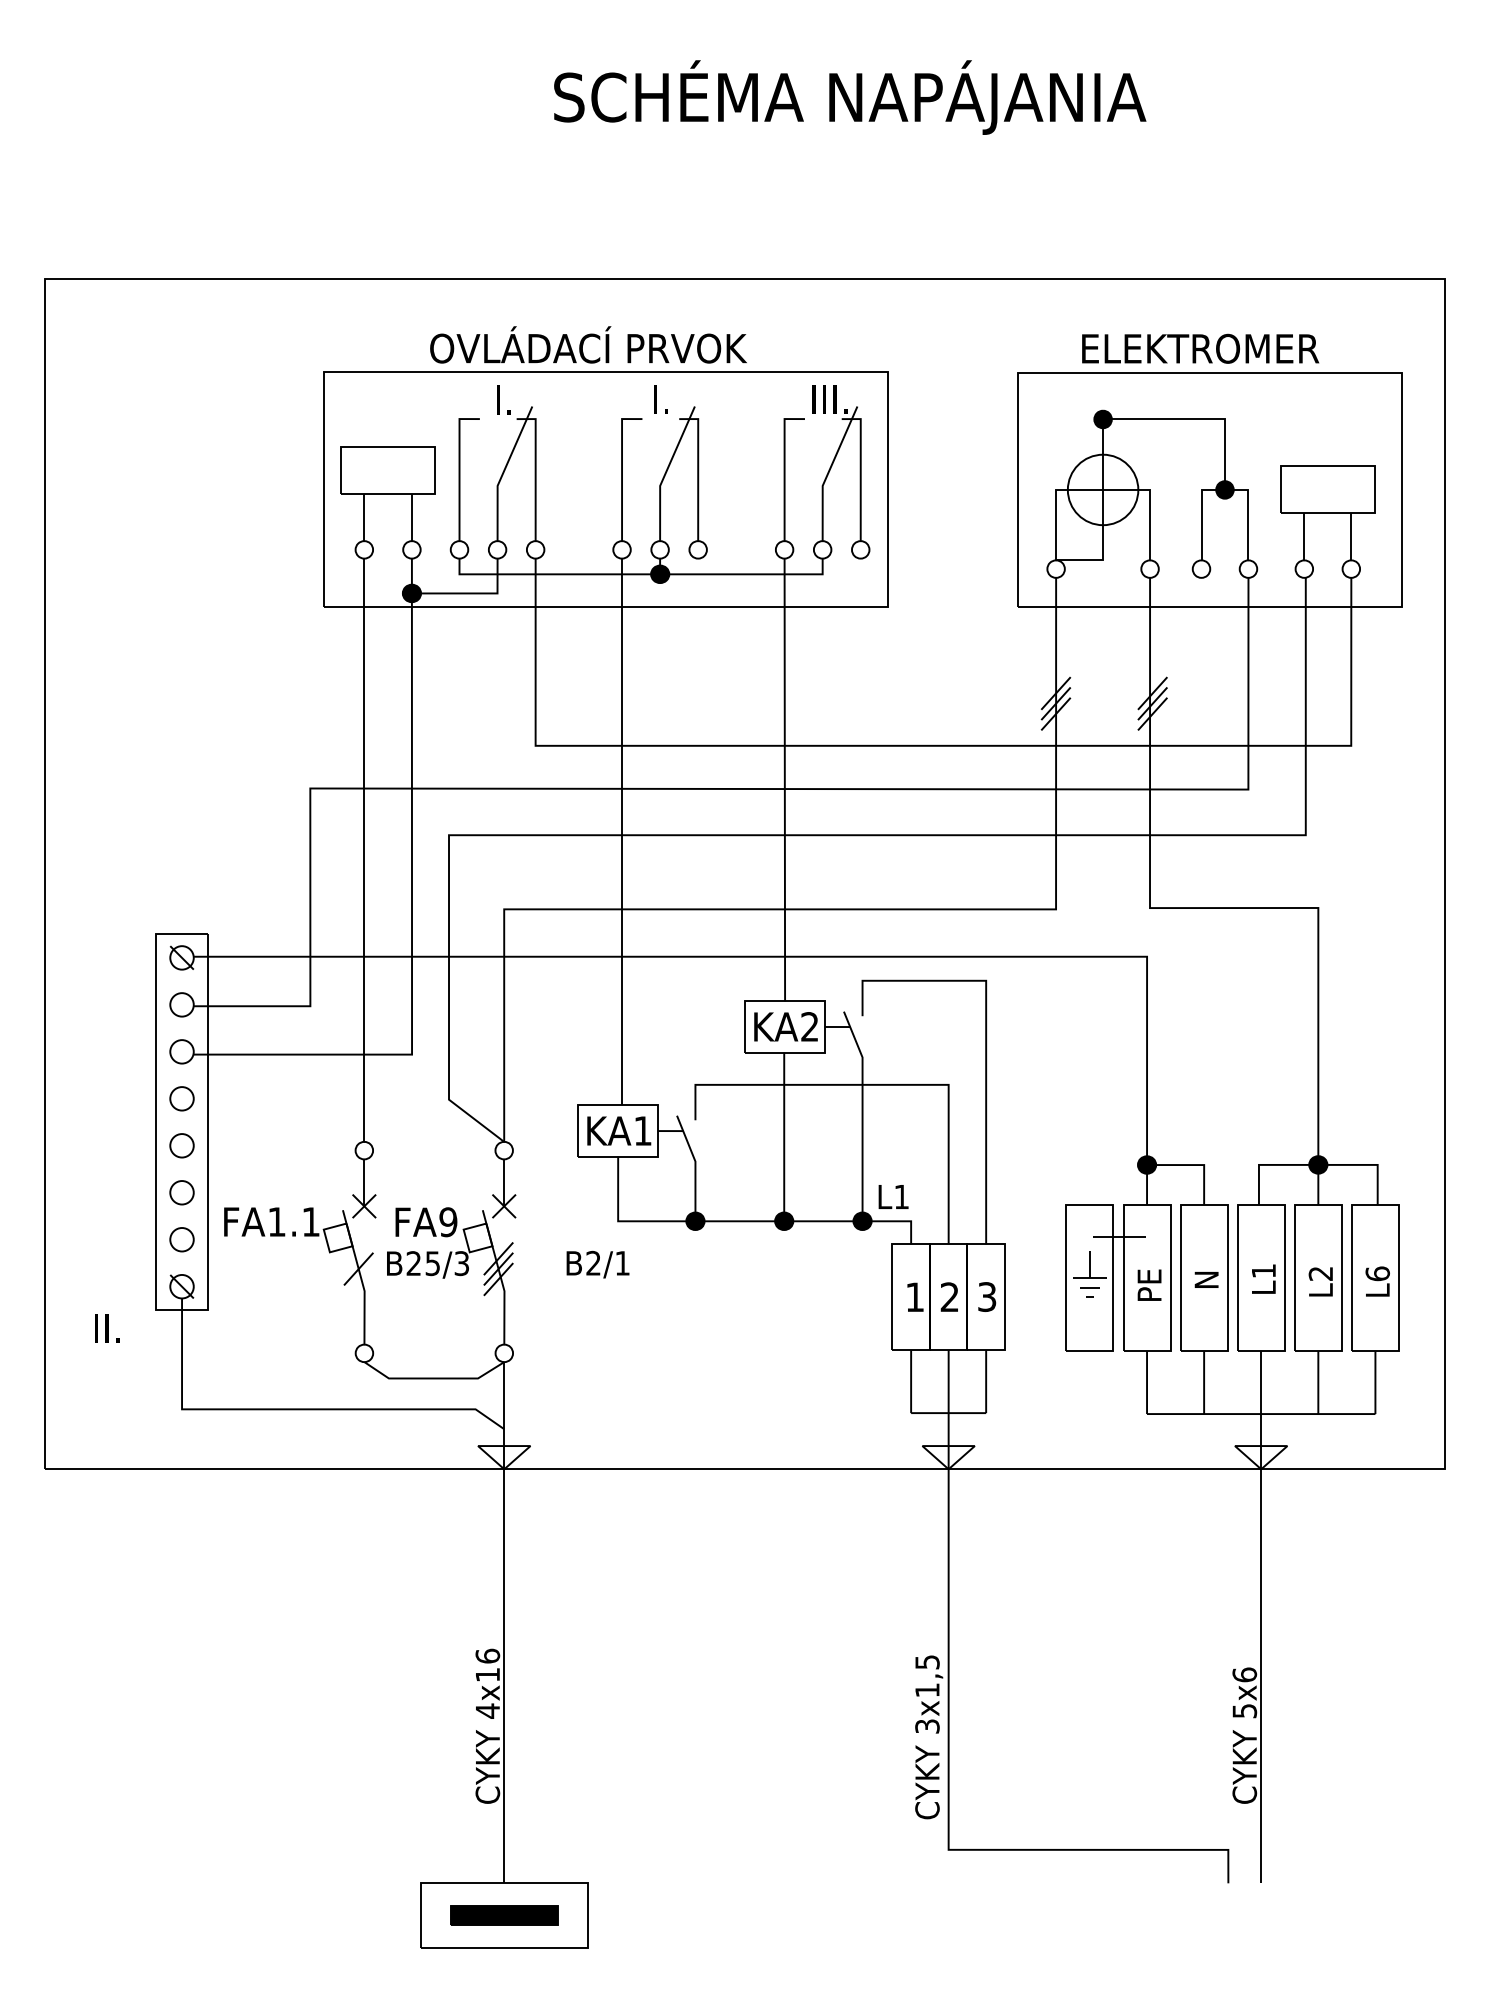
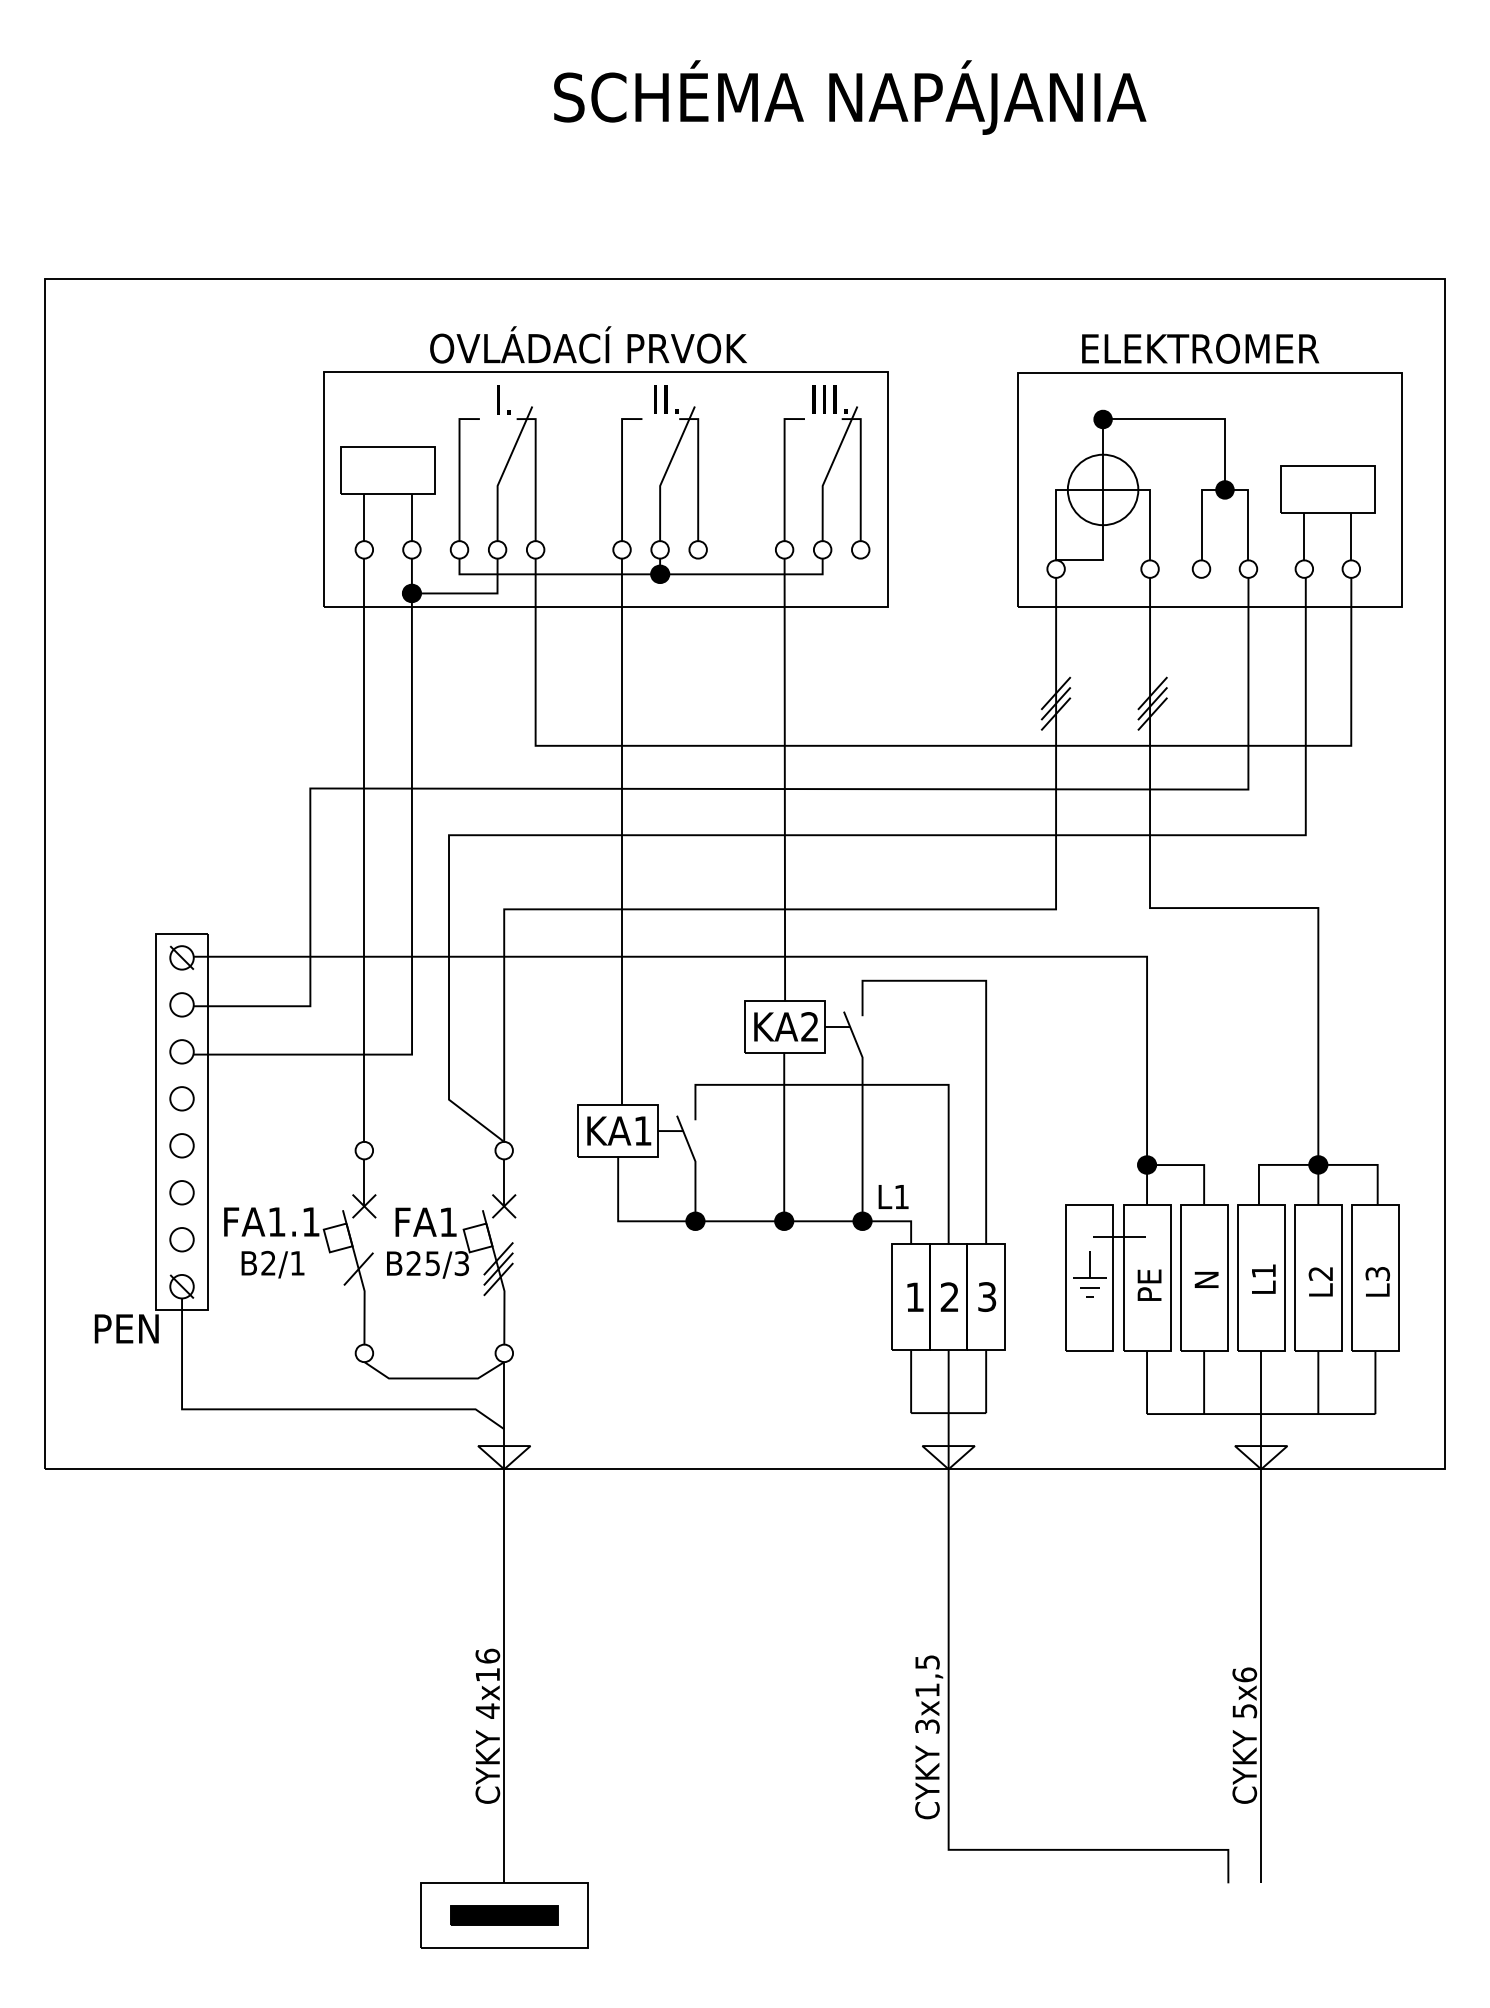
text: I. -> II. (671, 399)
text: FA9 -> FA1 (448, 1222)
text position: (597, 1264) -> (272, 1264) (272, 1264)
text: L6 -> L3 (1377, 1273)
text: II. -> PEN (126, 1328)
